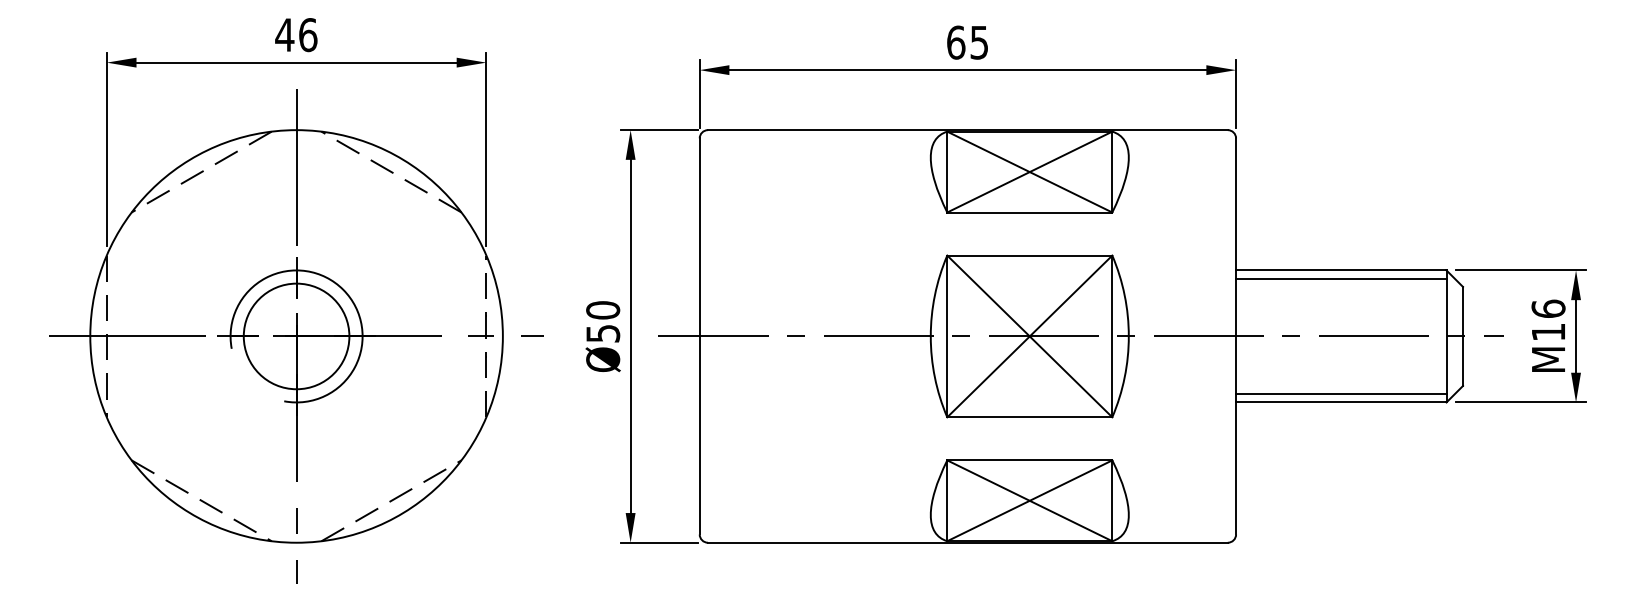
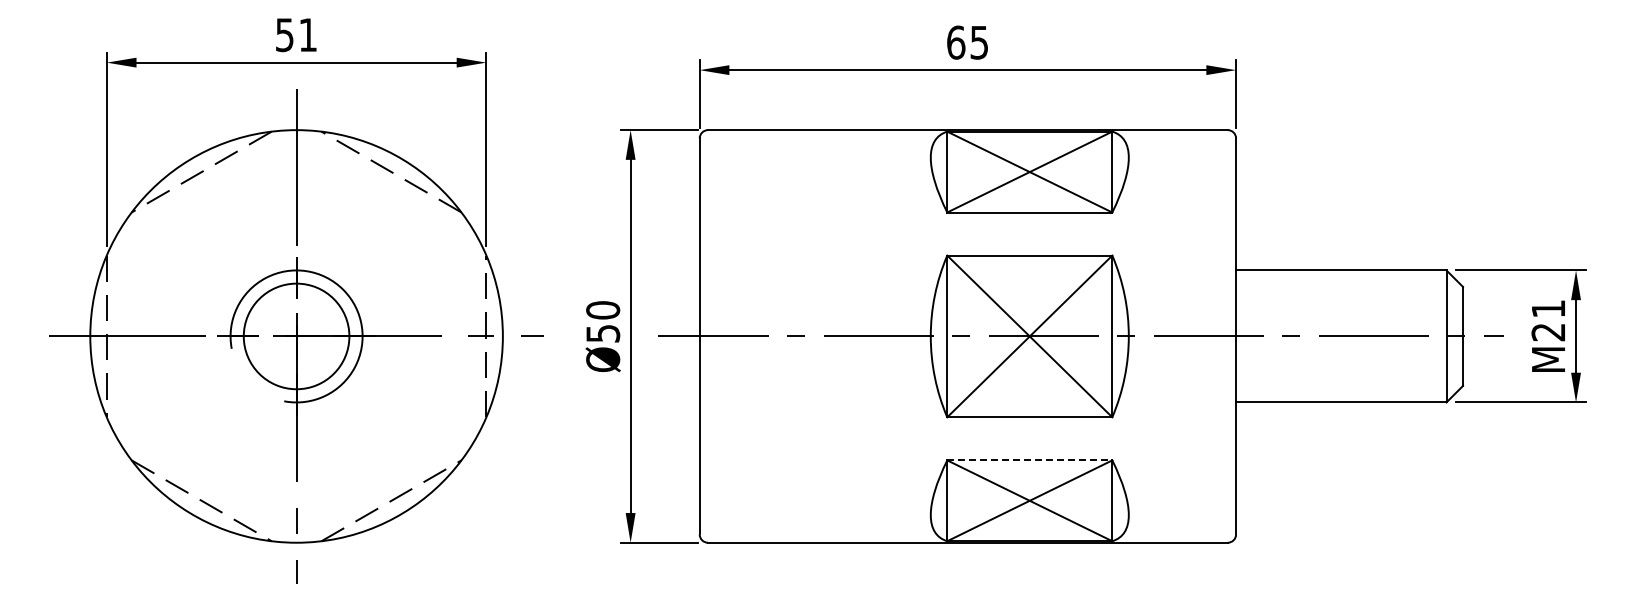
text: 46 -> 51 (296, 35)
line: present -> none (1341, 278)
text: M16 -> M21 (1548, 320)
line: present -> none (1341, 394)
line: solid -> dashed (1029, 460)
